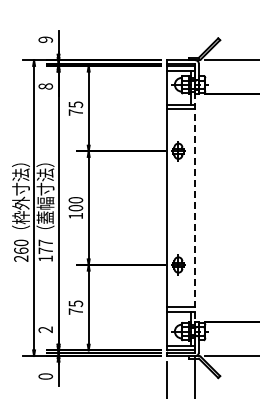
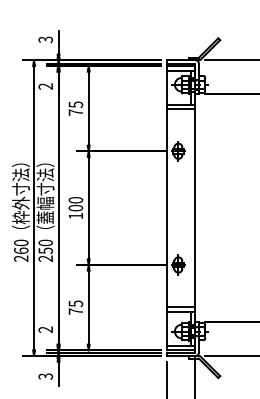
text: 9 -> 3 (45, 39)
text: 8 -> 2 (45, 86)
line: dashed -> solid (195, 208)
text: 177 -> 250 (45, 250)
text: 0 -> 3 (45, 376)
